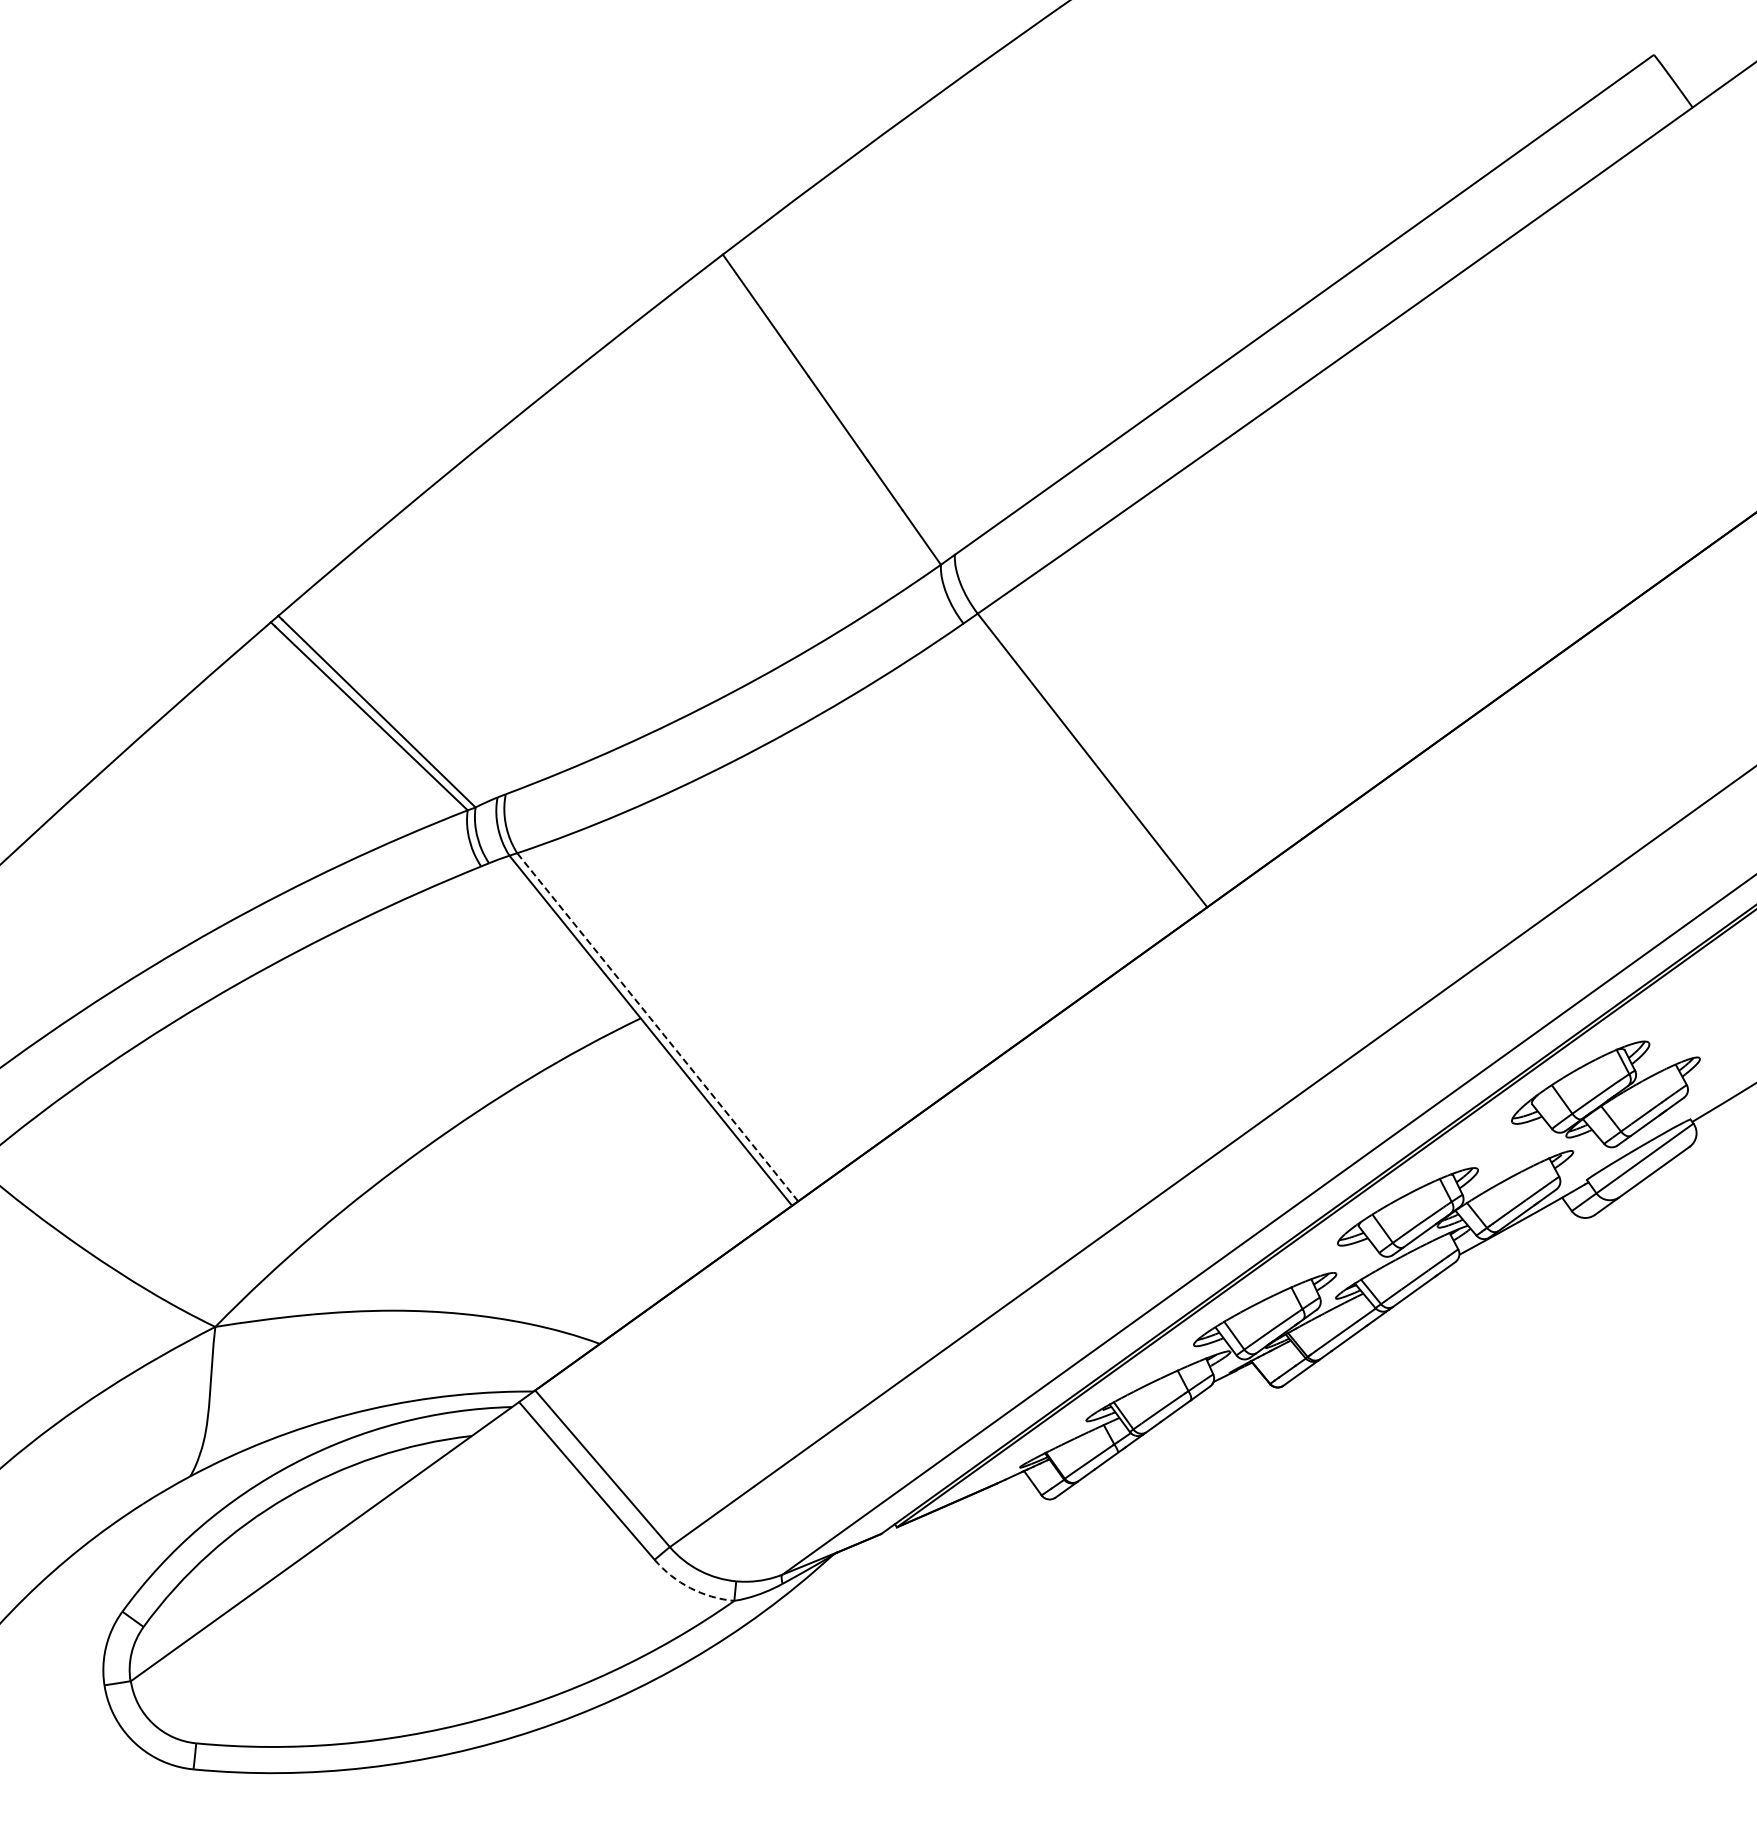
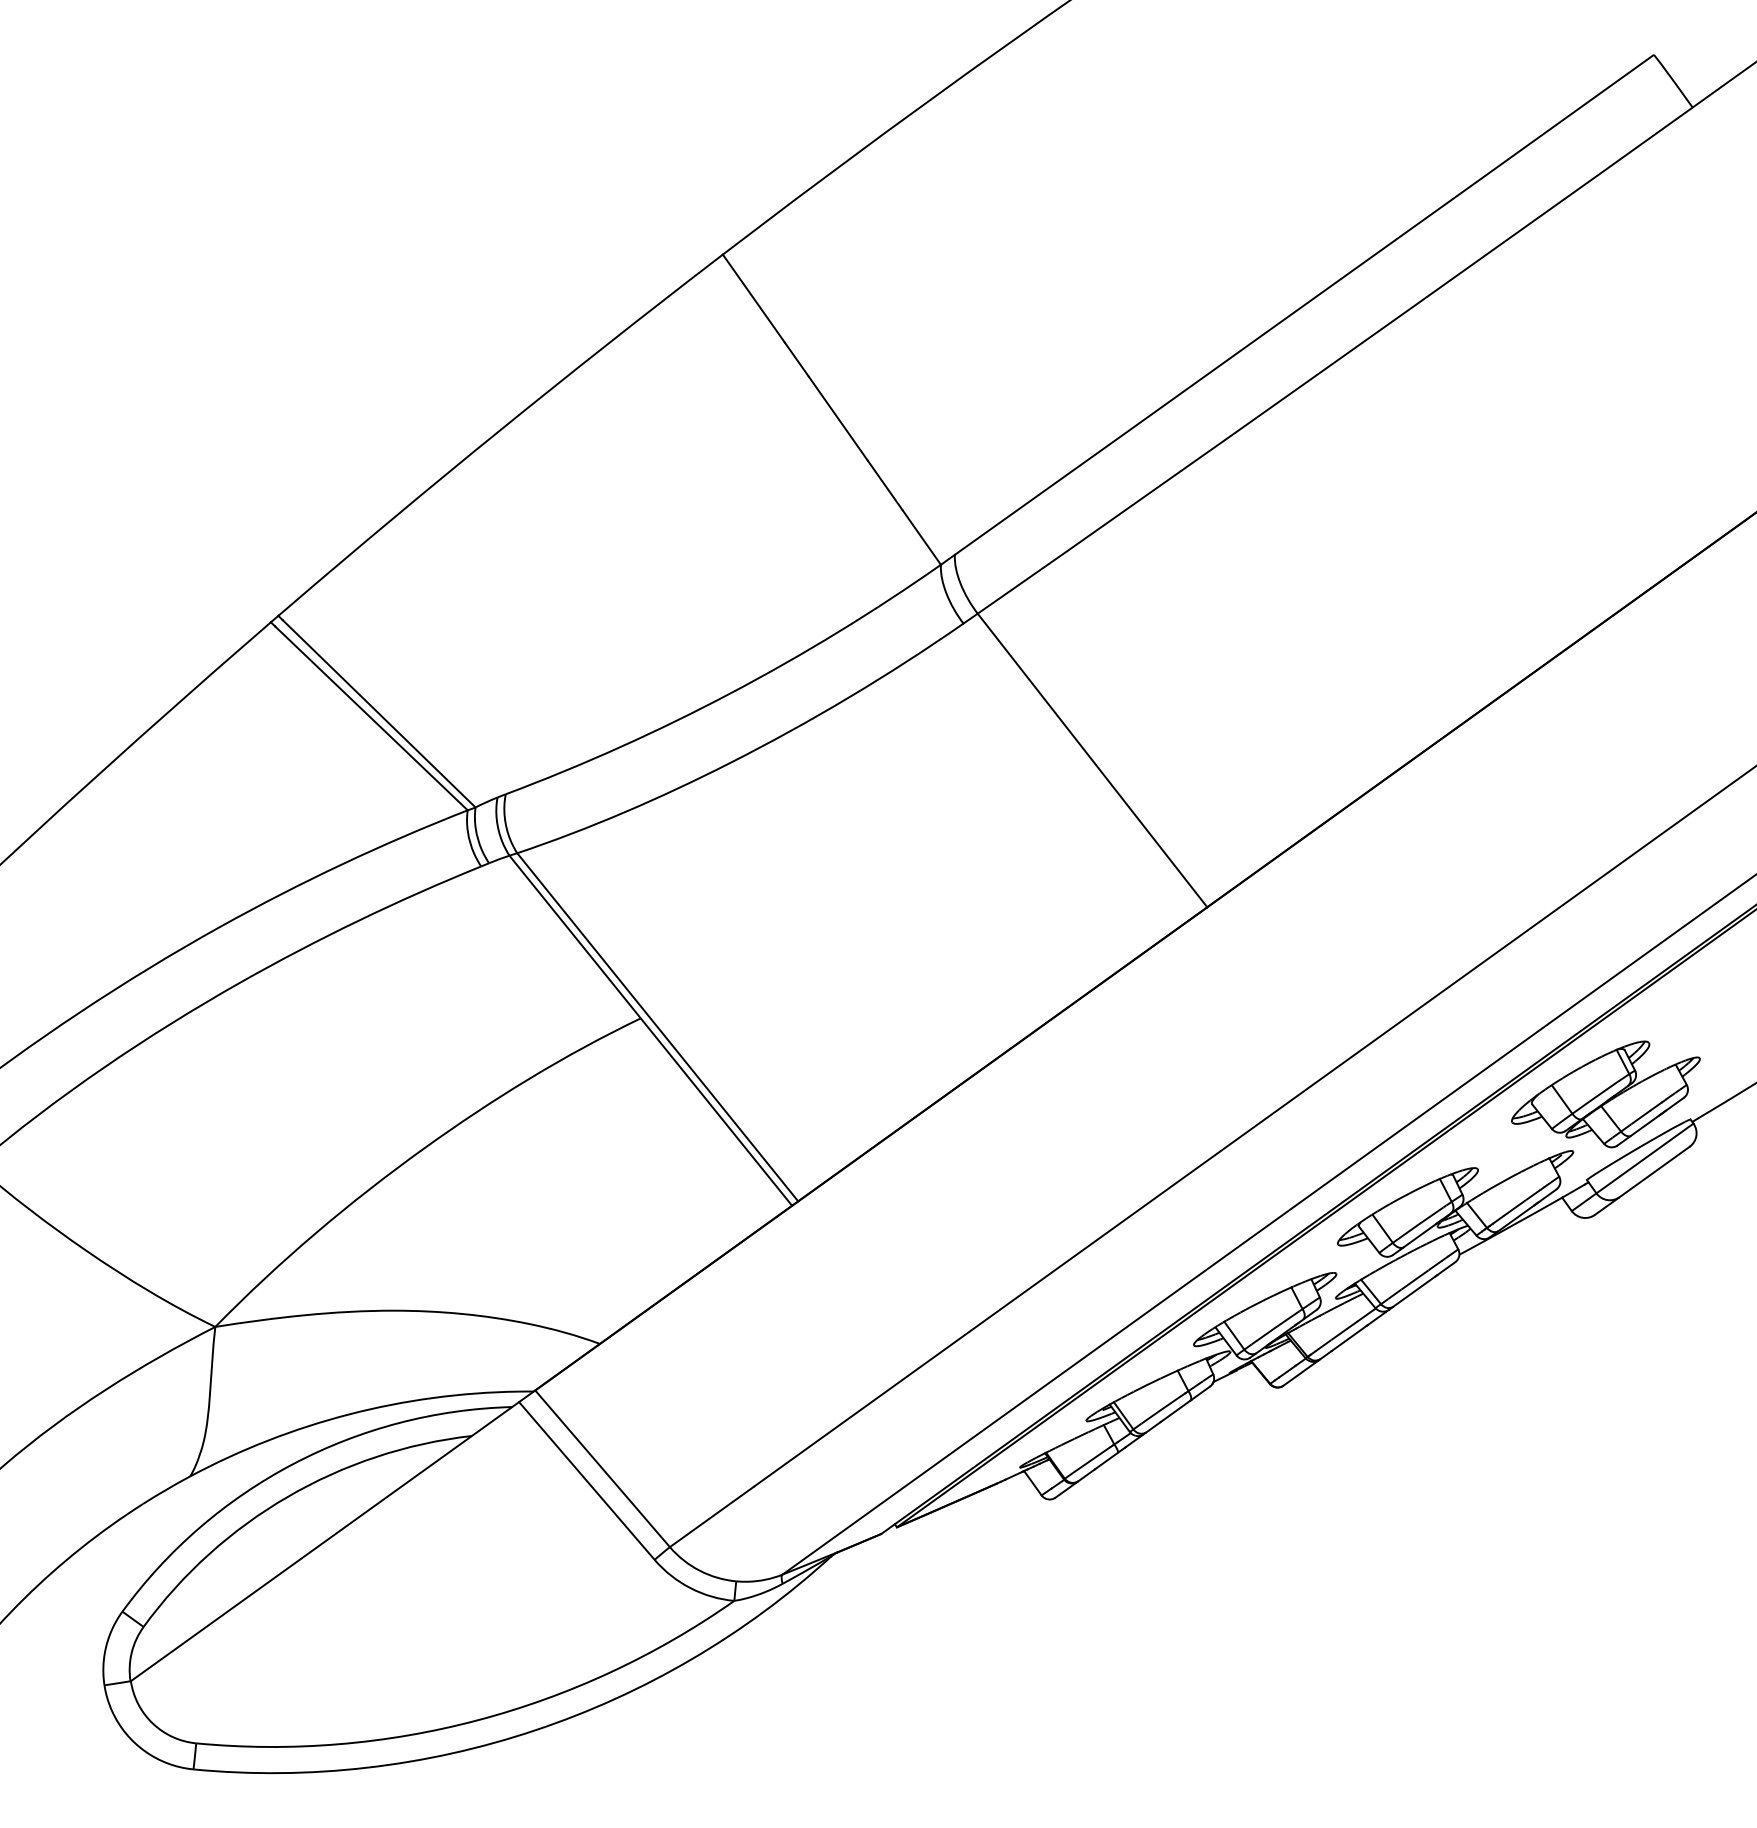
line: dashed -> solid (657, 1027)
arc: dashed -> solid (690, 1588)
